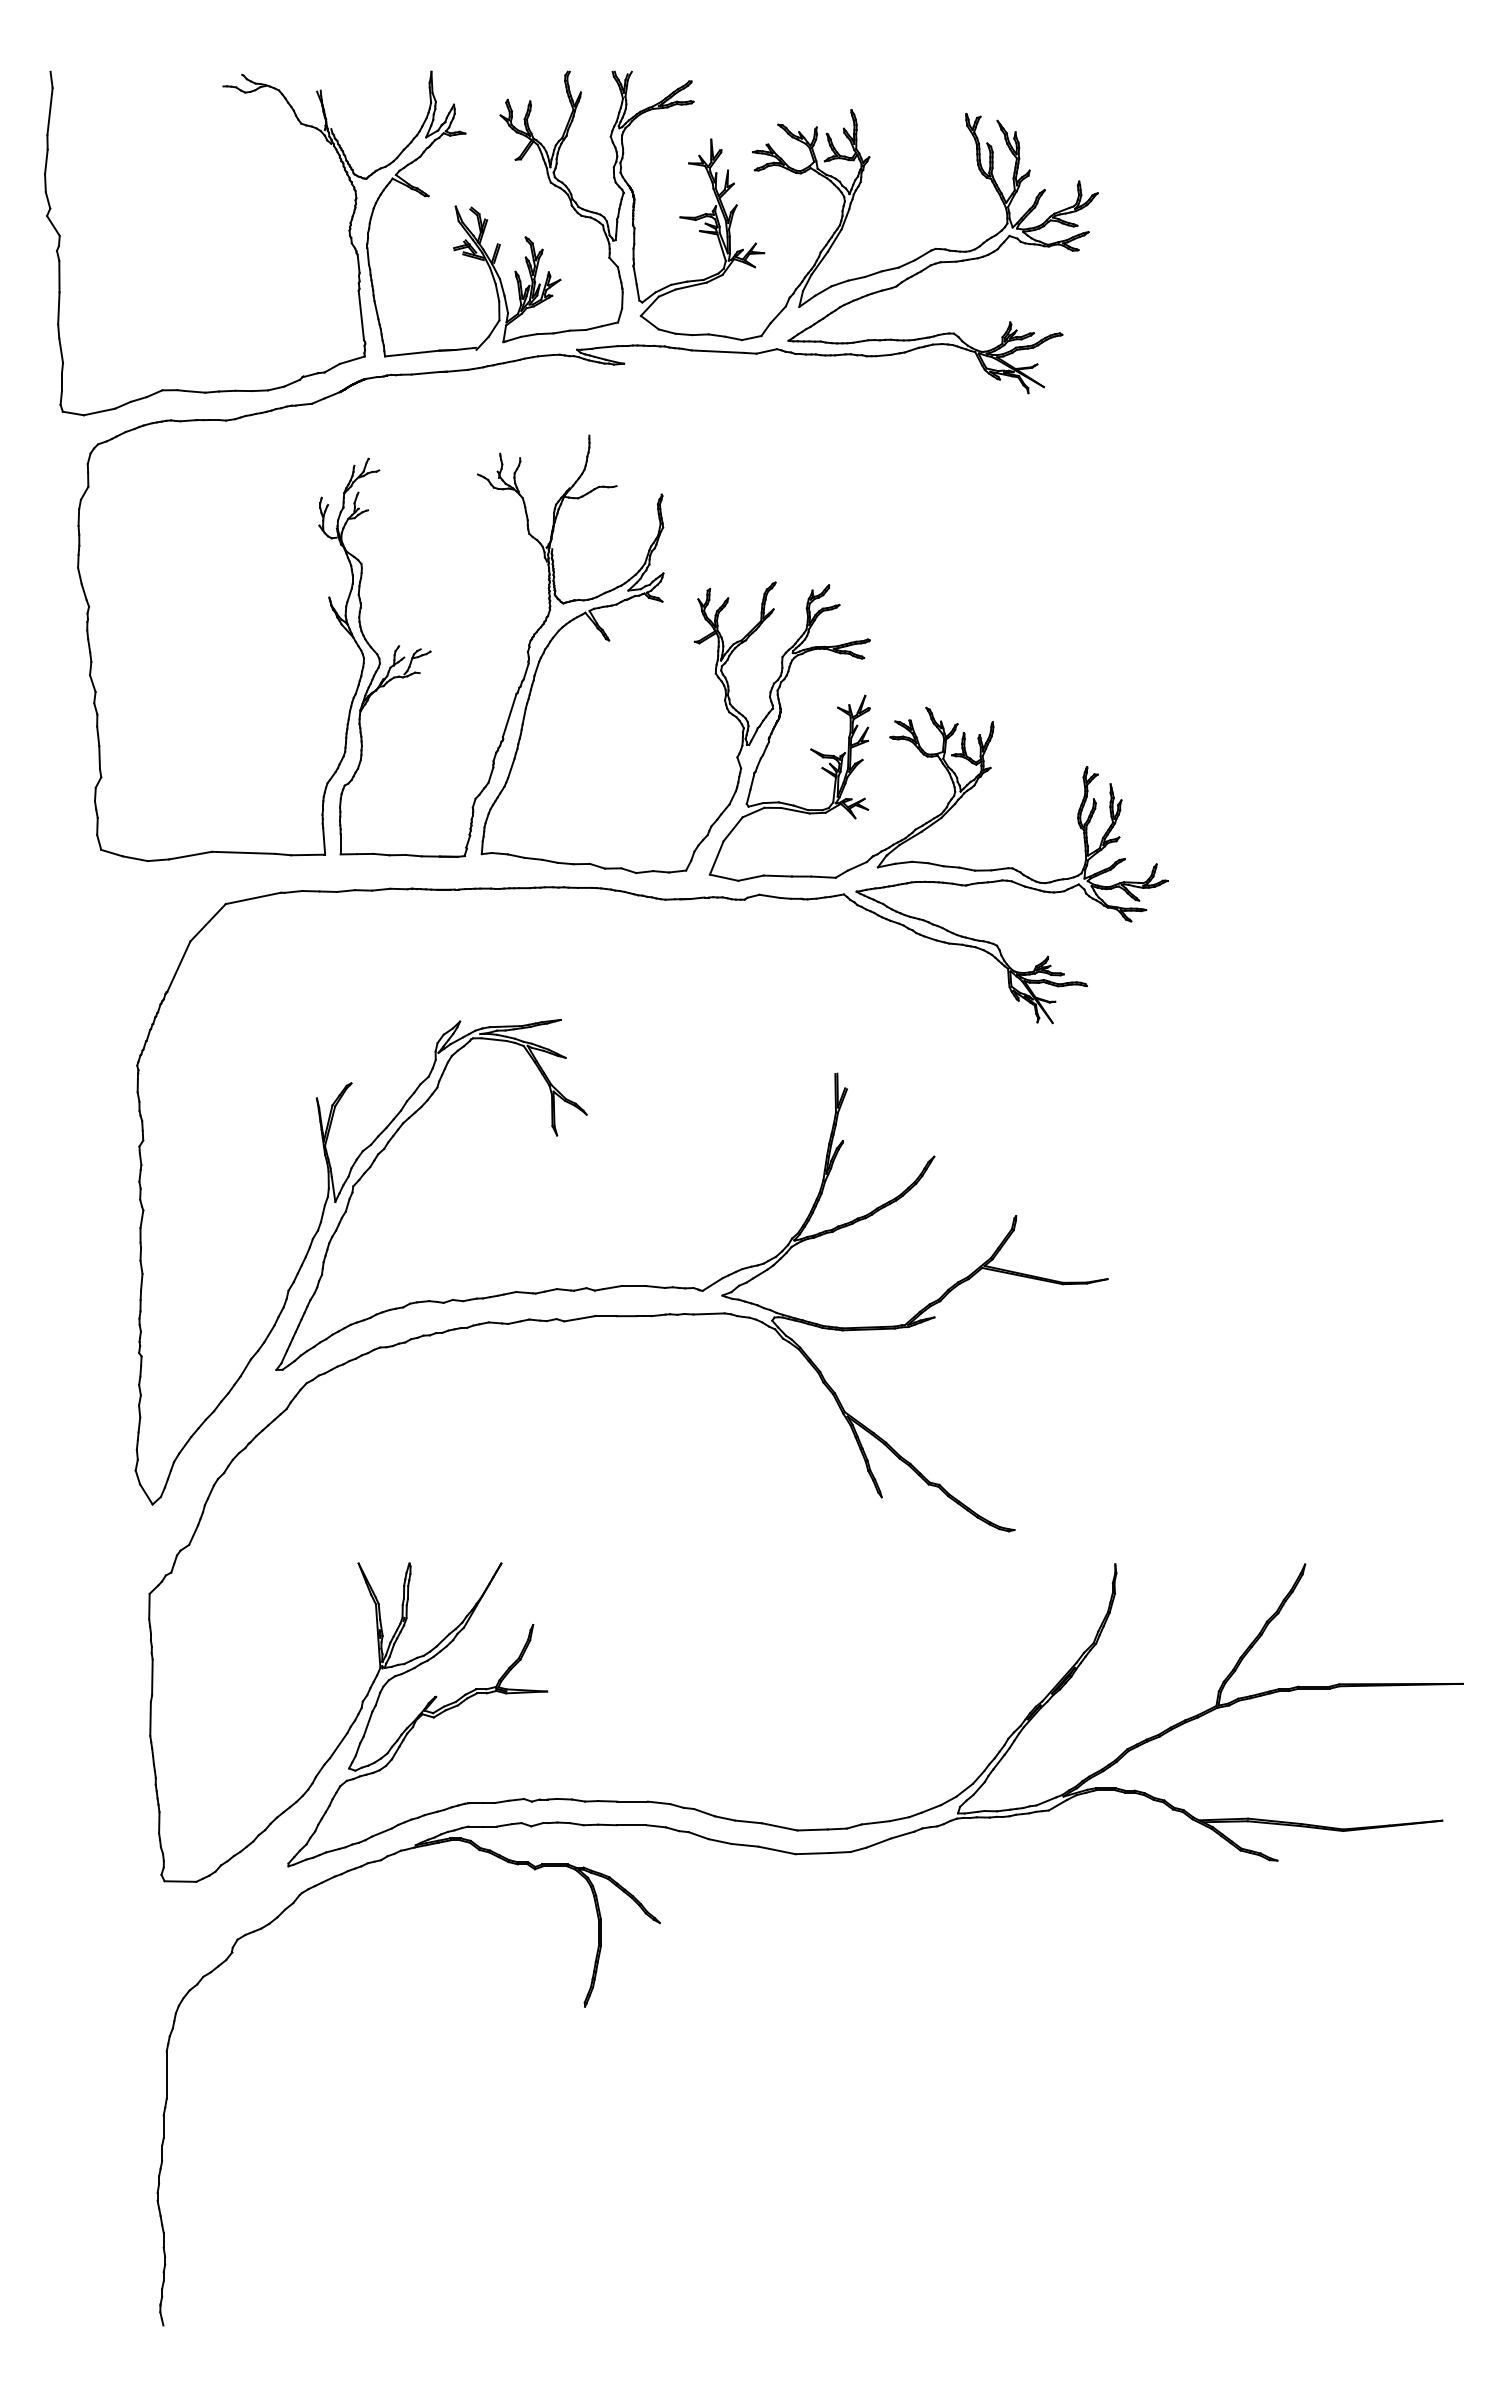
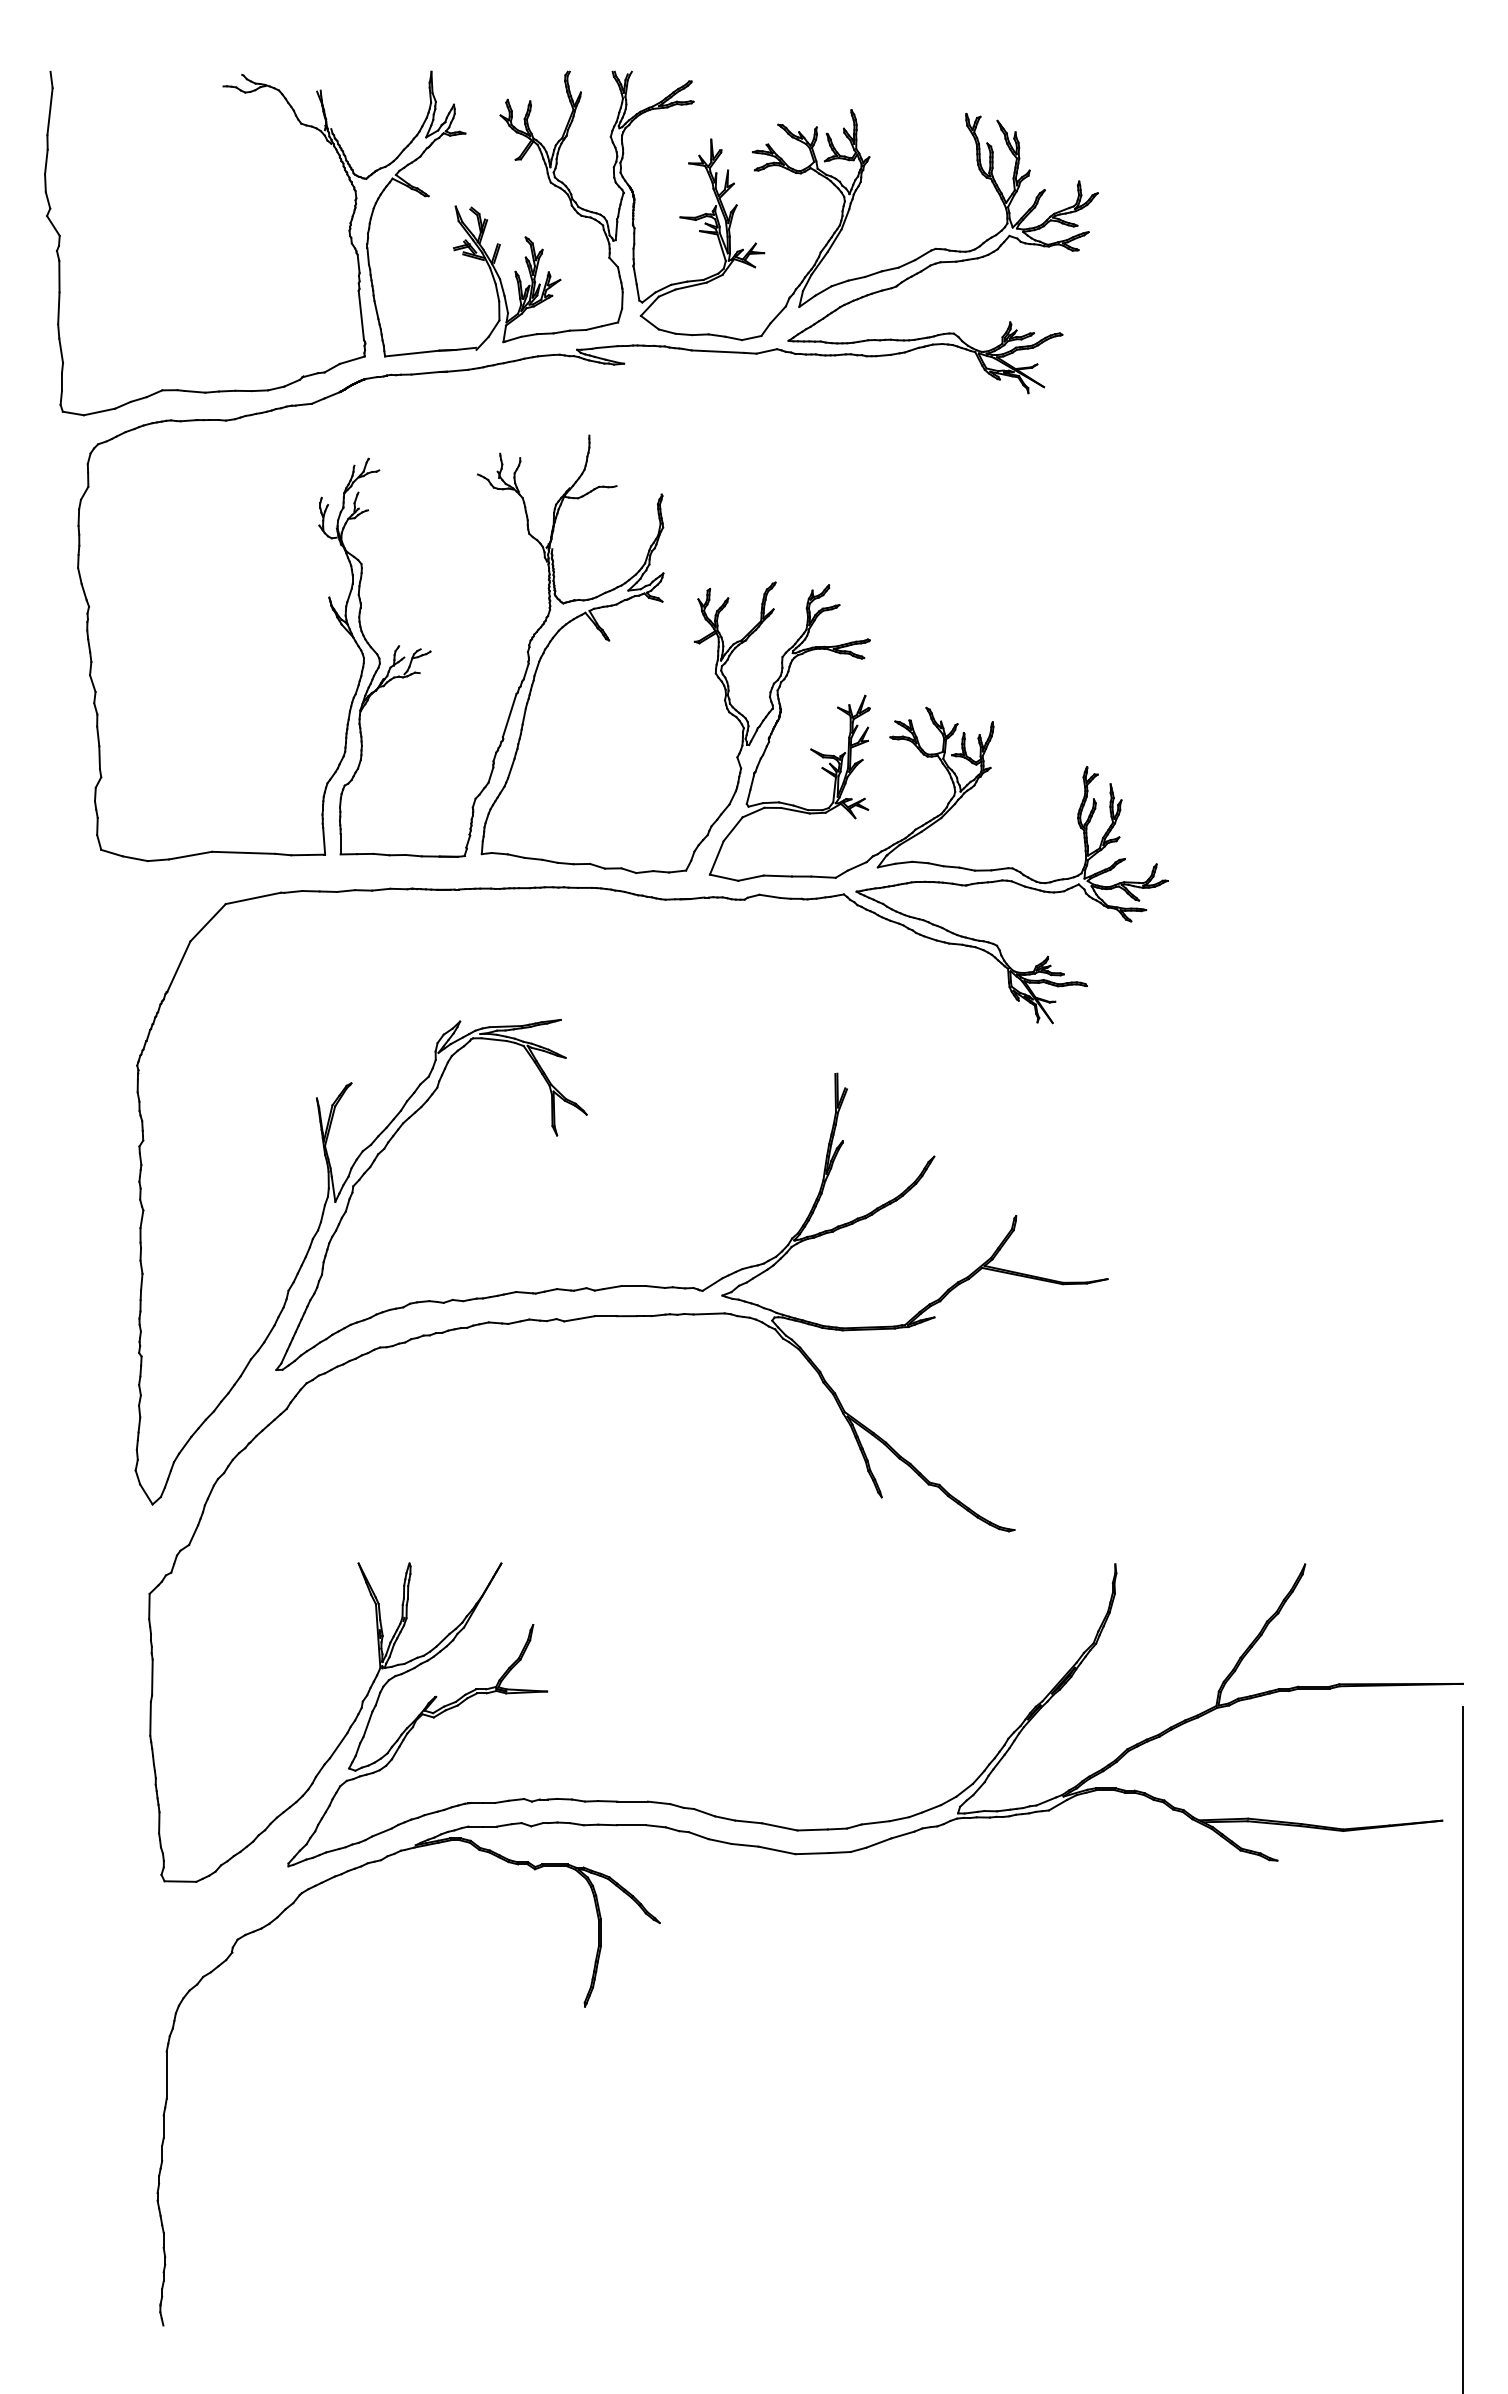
line: none -> present (1462, 2048)
